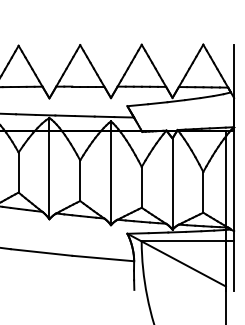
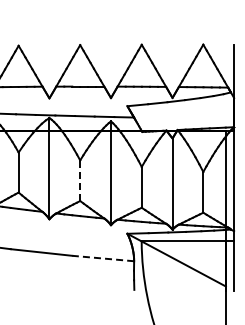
line: solid -> dashed (80, 180)
line: solid -> dashed (103, 258)
